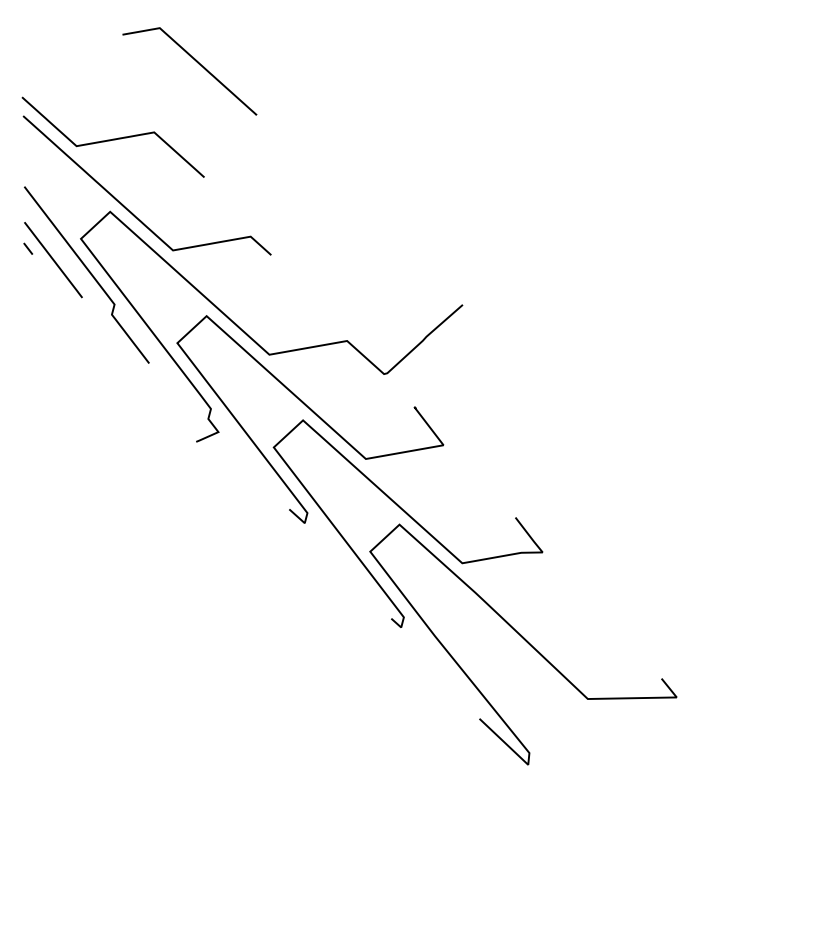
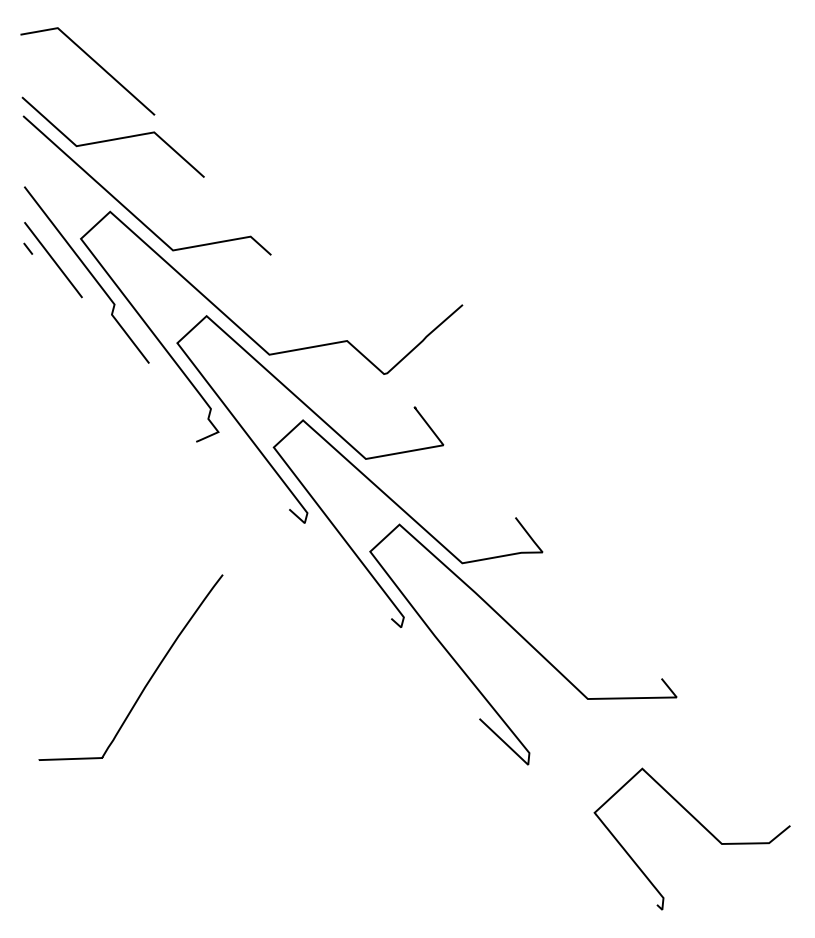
curve position: (197, 63) -> (95, 63) (95, 63)
curve: none -> present (149, 678)
curve: none -> present (700, 825)
